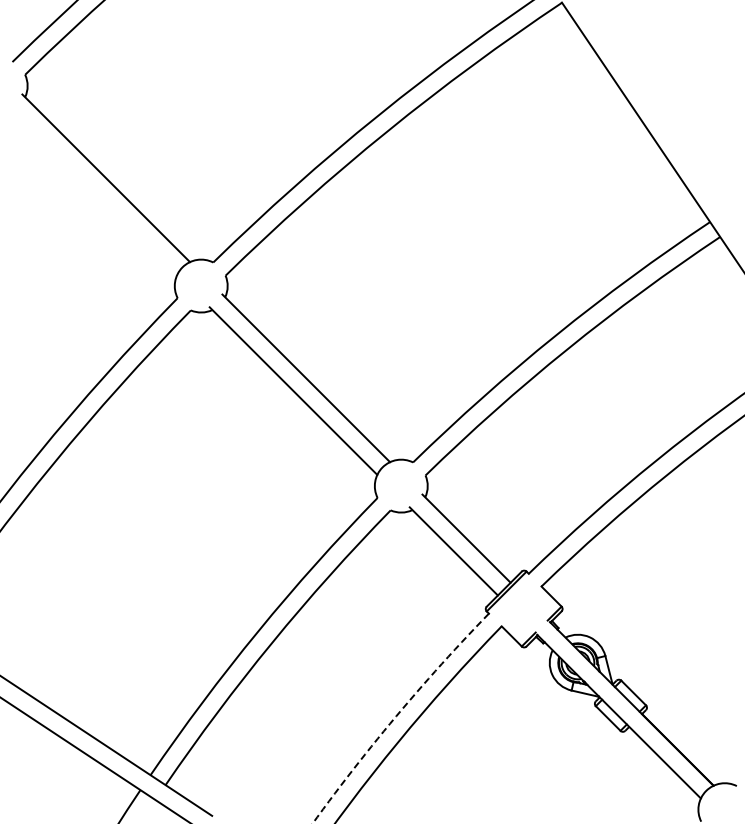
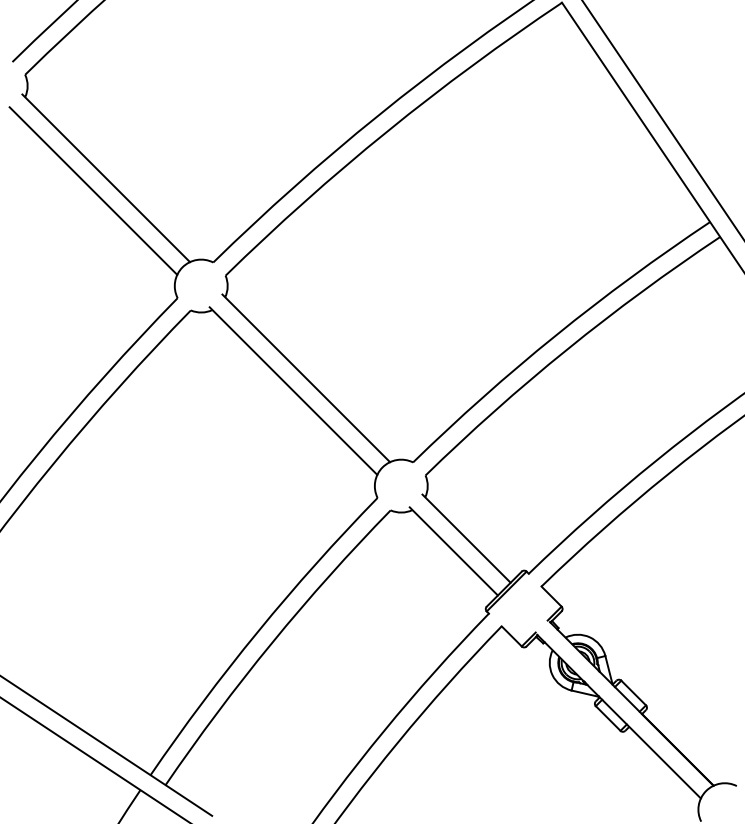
line: none -> present (662, 119)
line: none -> present (93, 190)
arc: dashed -> solid (397, 715)
